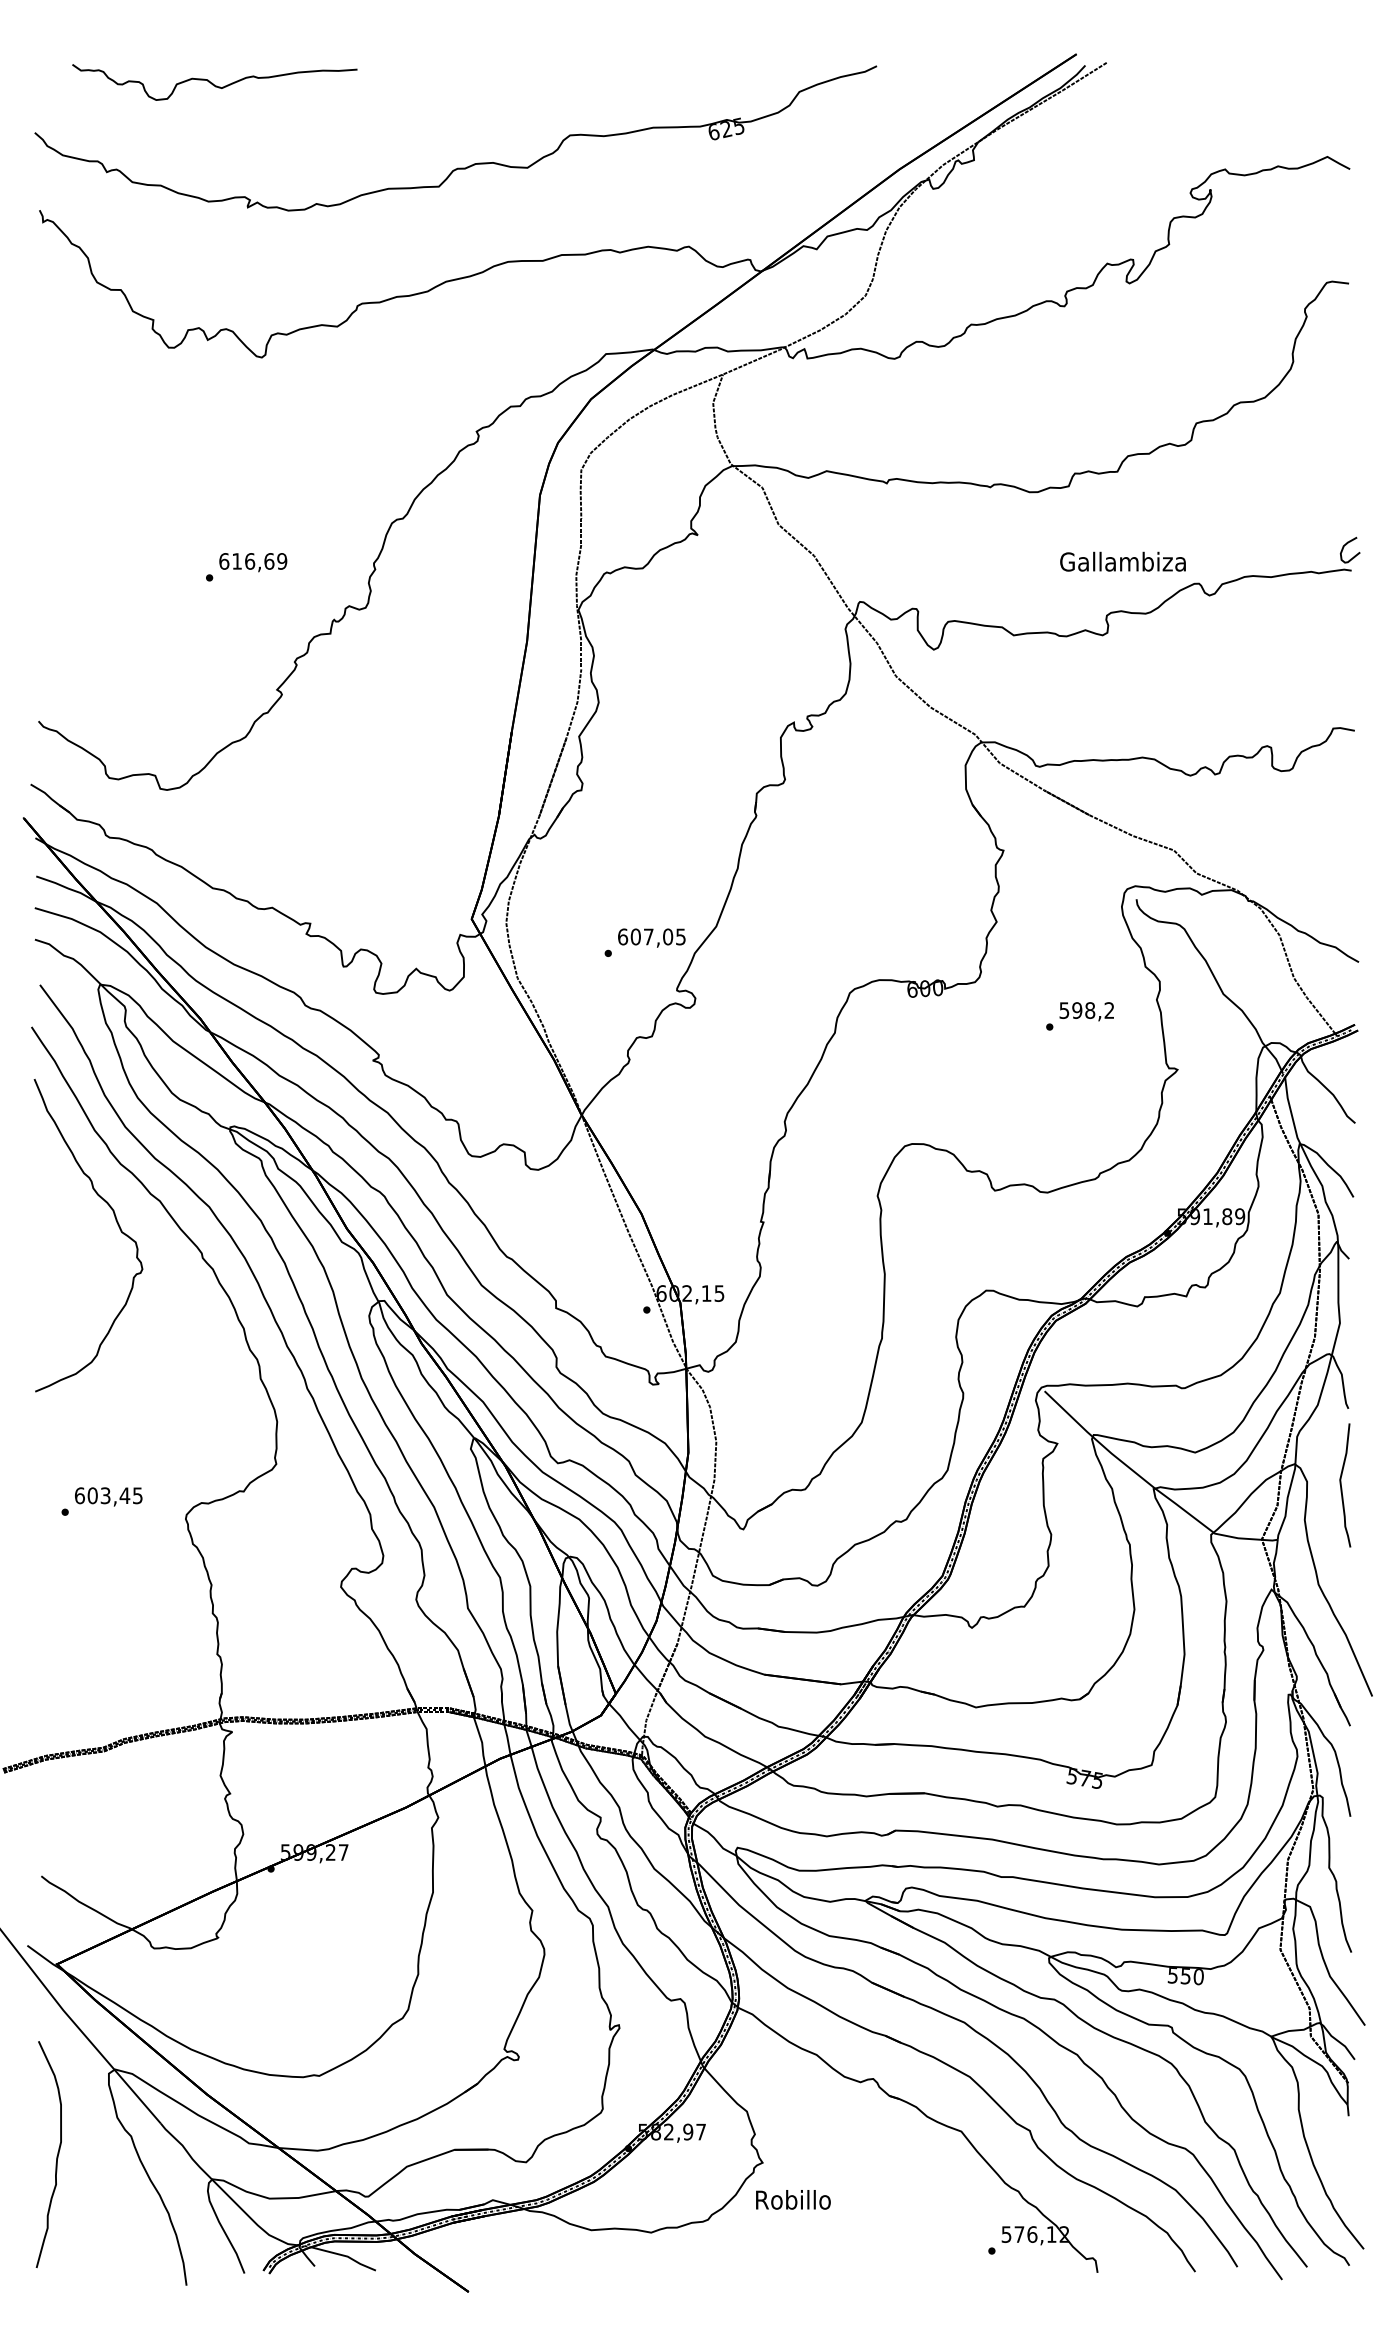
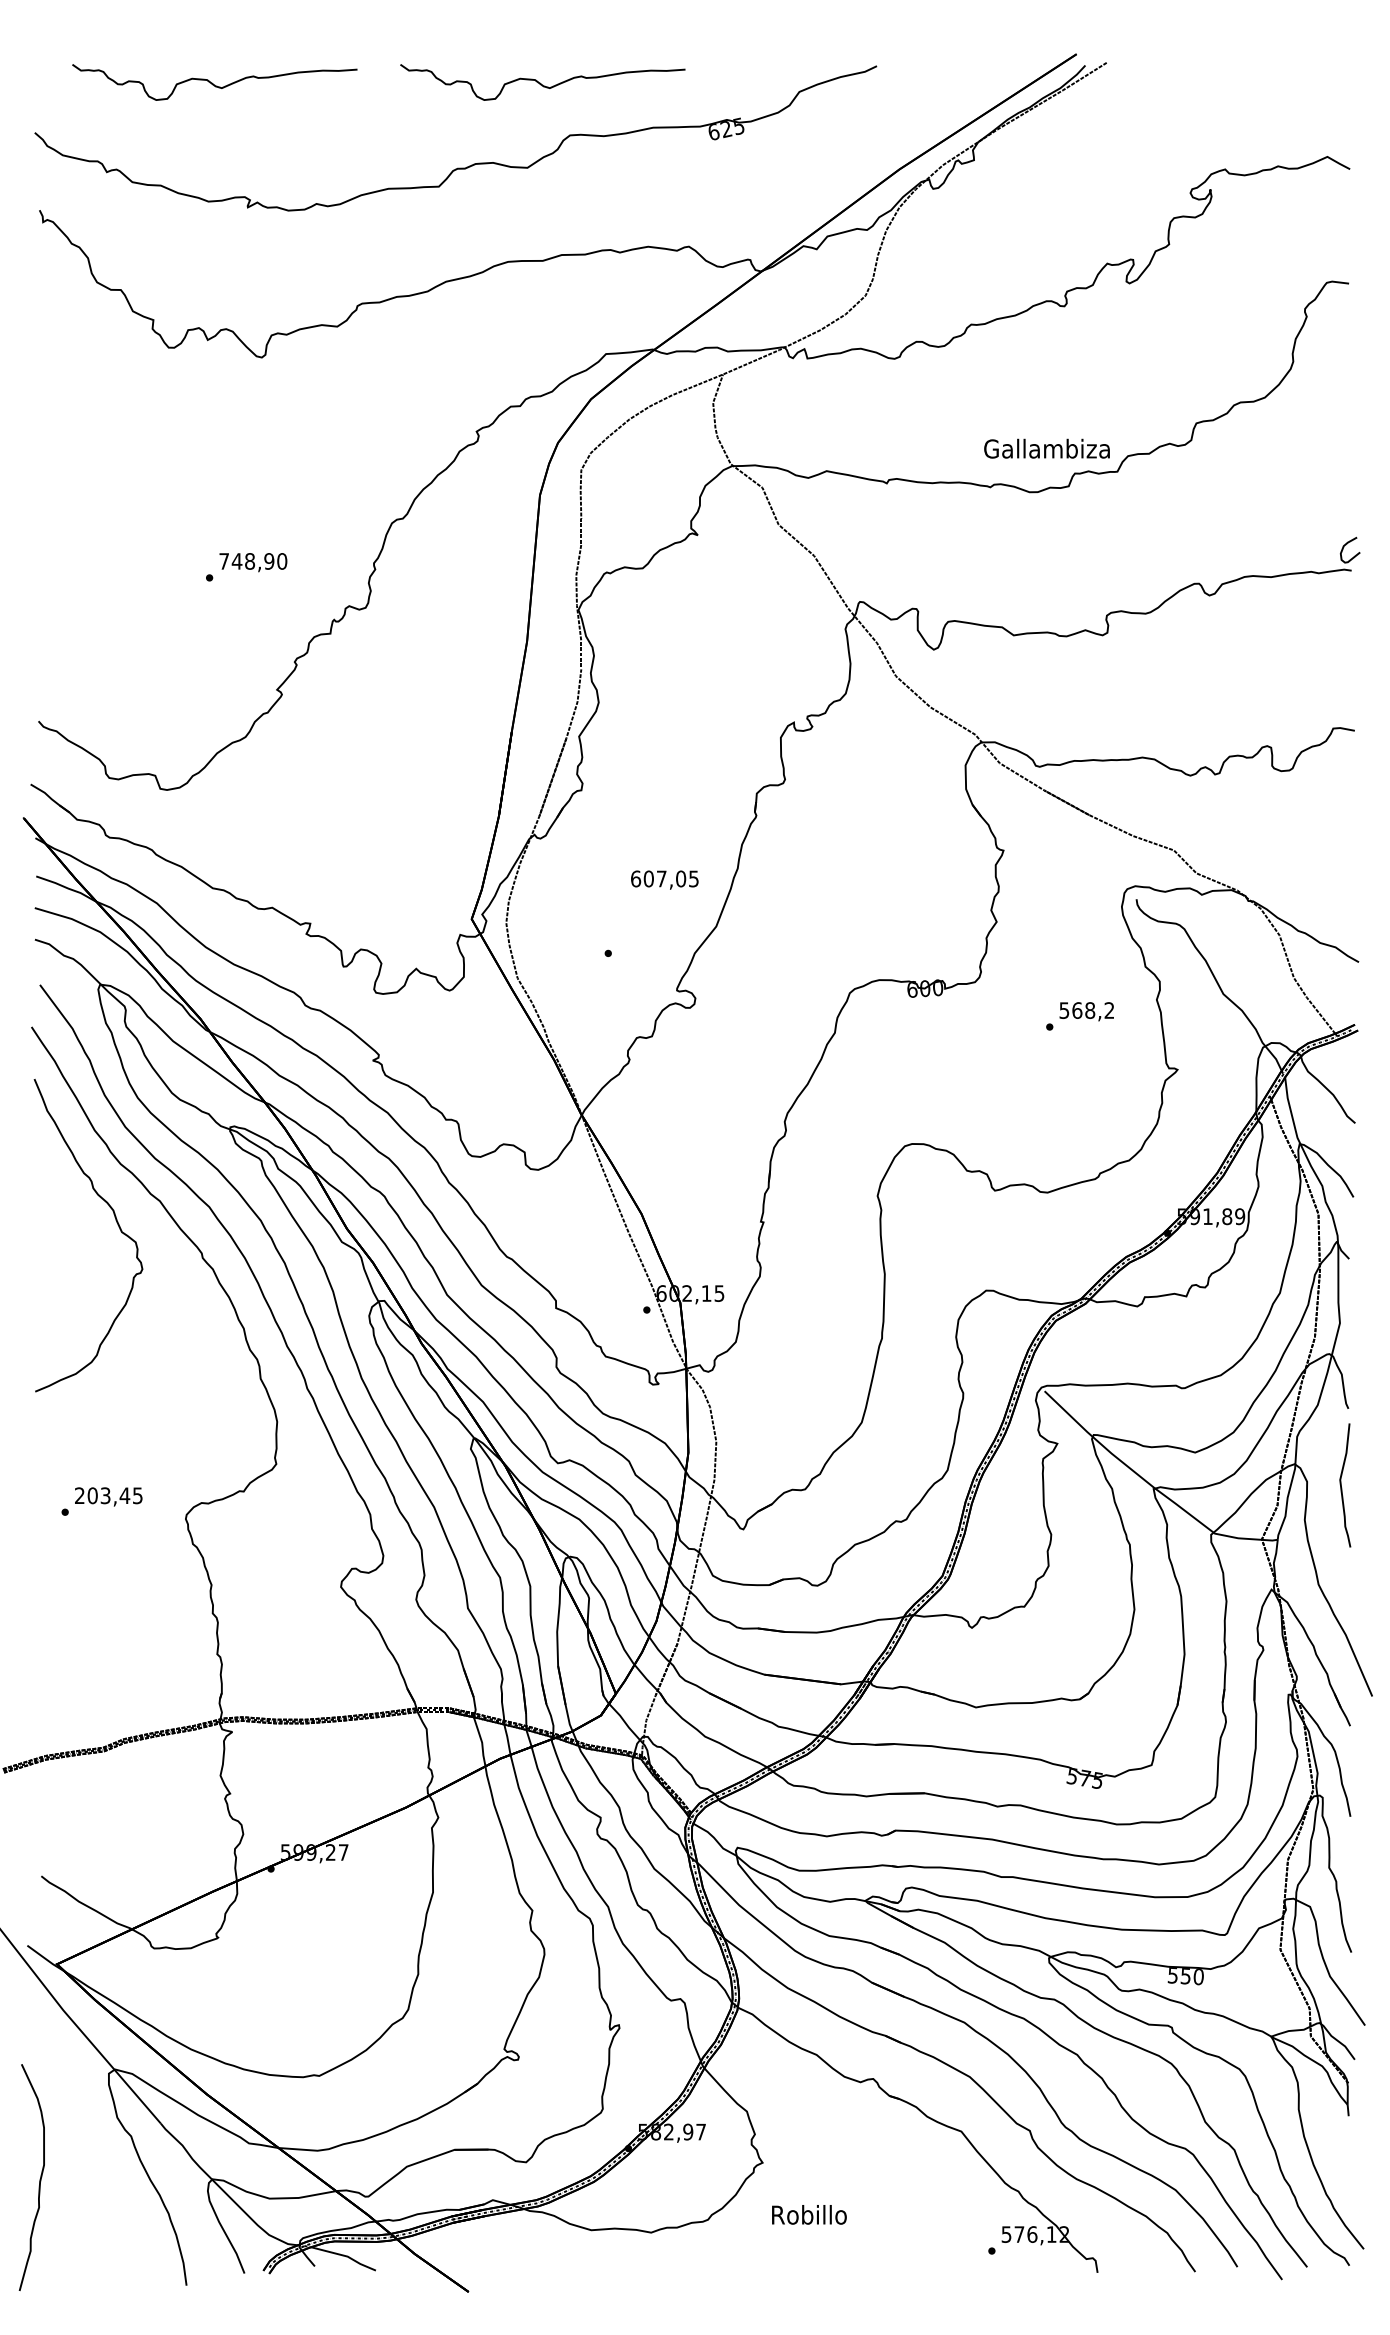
curve: none -> present (541, 83)
text: 616,69 -> 748,90 (253, 561)
text position: (1122, 561) -> (1046, 448) (1046, 448)
text position: (651, 937) -> (664, 879) (664, 879)
text: 598,2 -> 568,2 (1077, 1010)
text: 603,45 -> 203,45 (79, 1495)
curve position: (56, 2156) -> (39, 2179) (39, 2179)
text position: (793, 2199) -> (809, 2214) (809, 2214)
